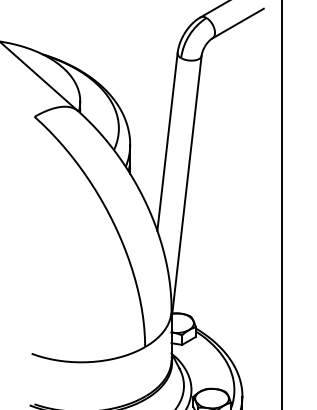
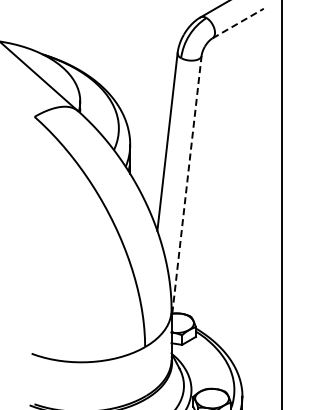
line: solid -> dashed (238, 23)
line: solid -> dashed (186, 184)
